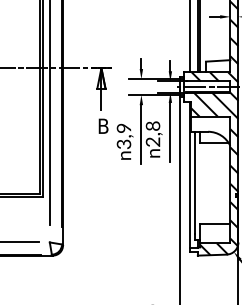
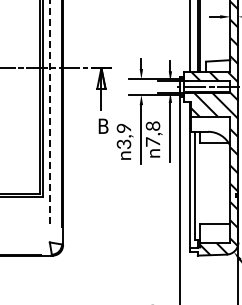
line: solid -> dashed (49, 112)
text: 2,8 -> 7,8 (152, 141)
line: present -> none (20, 242)
